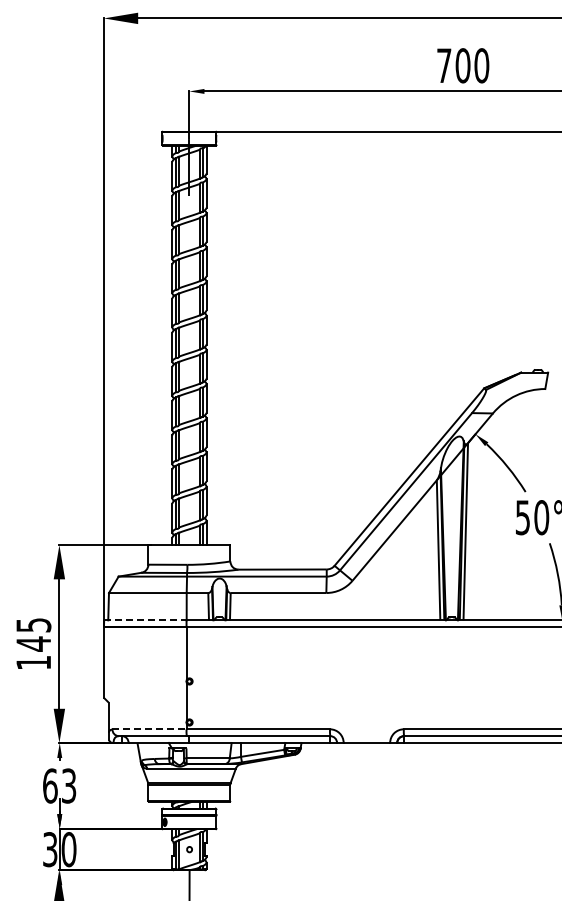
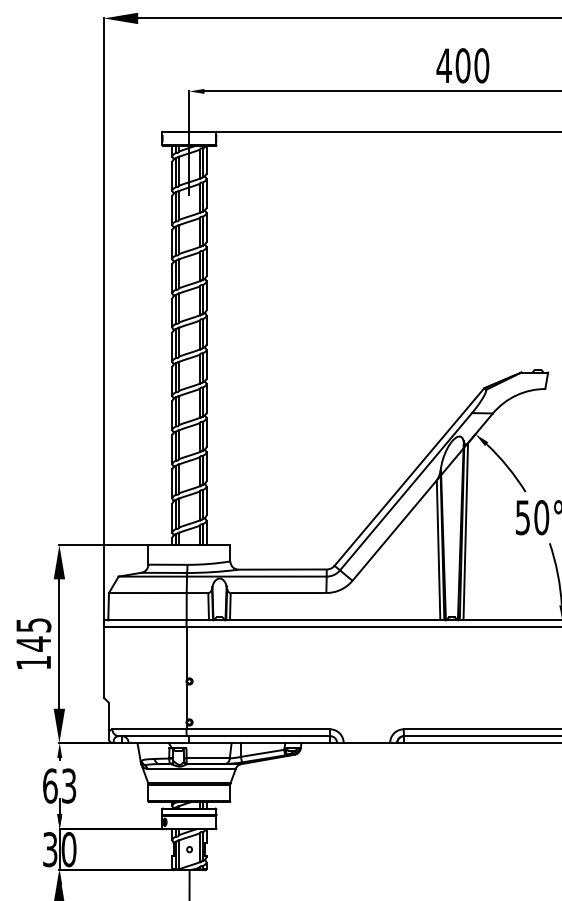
text: 700 -> 400 (443, 65)
line: dashed -> solid (145, 620)
line: dashed -> solid (150, 729)
